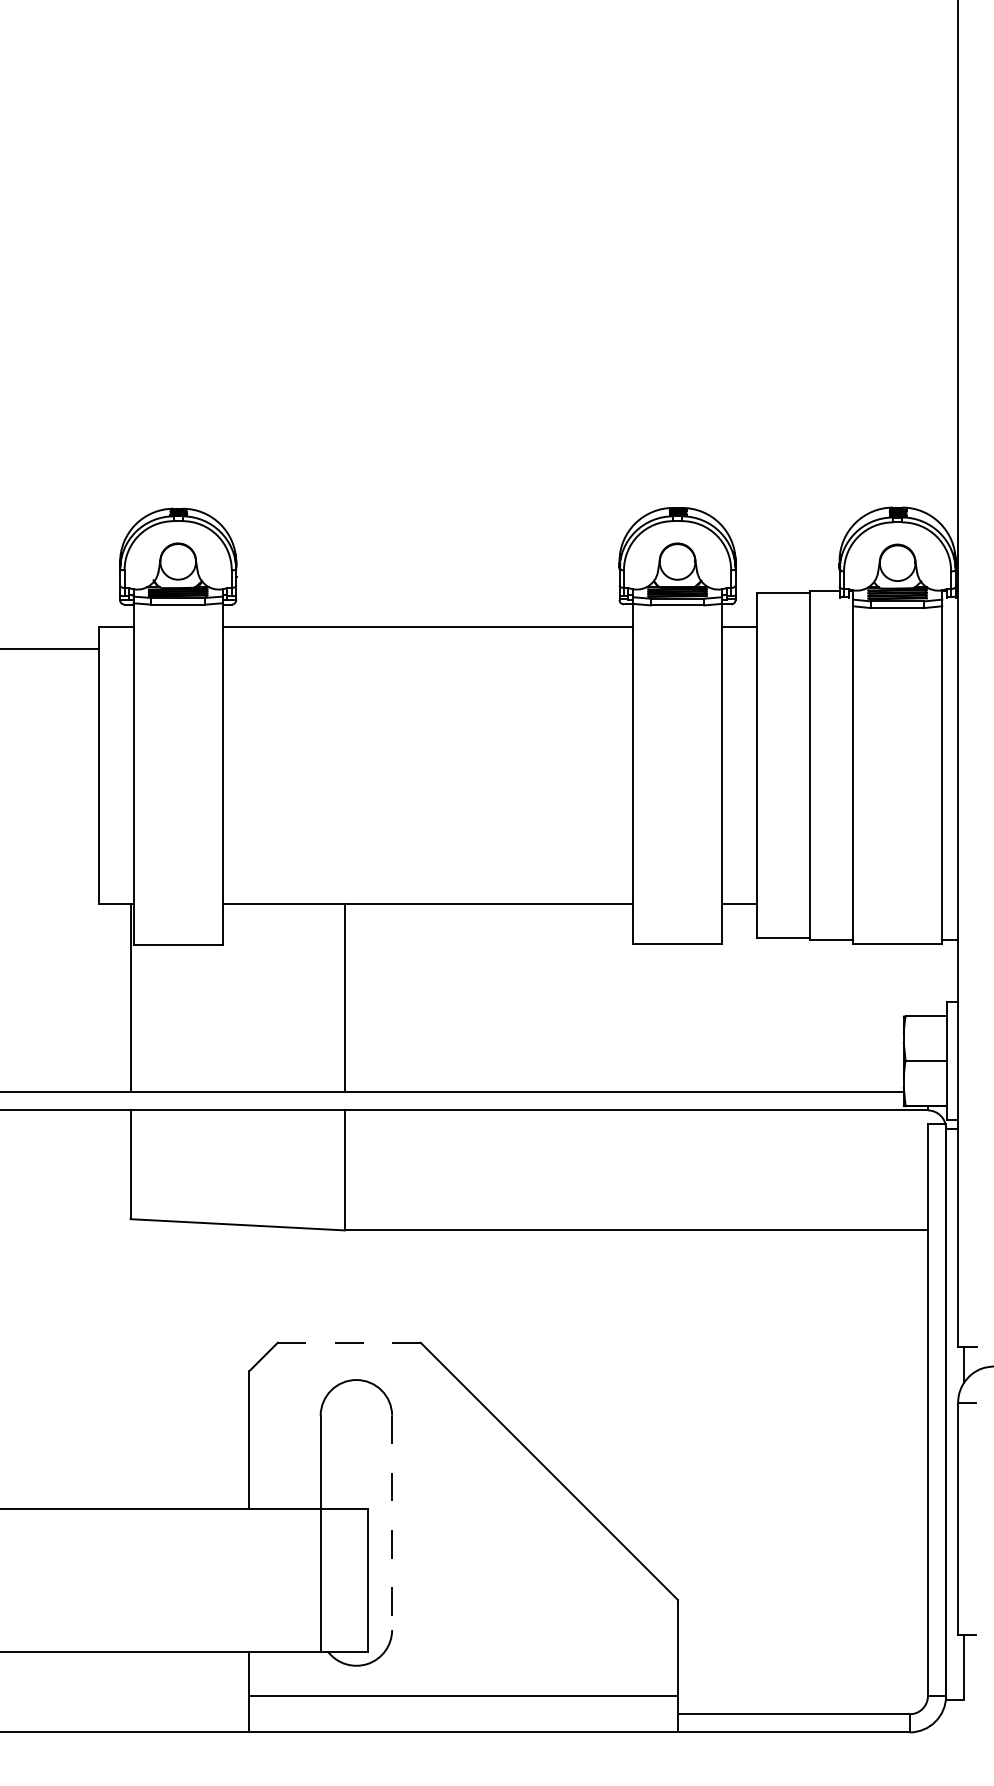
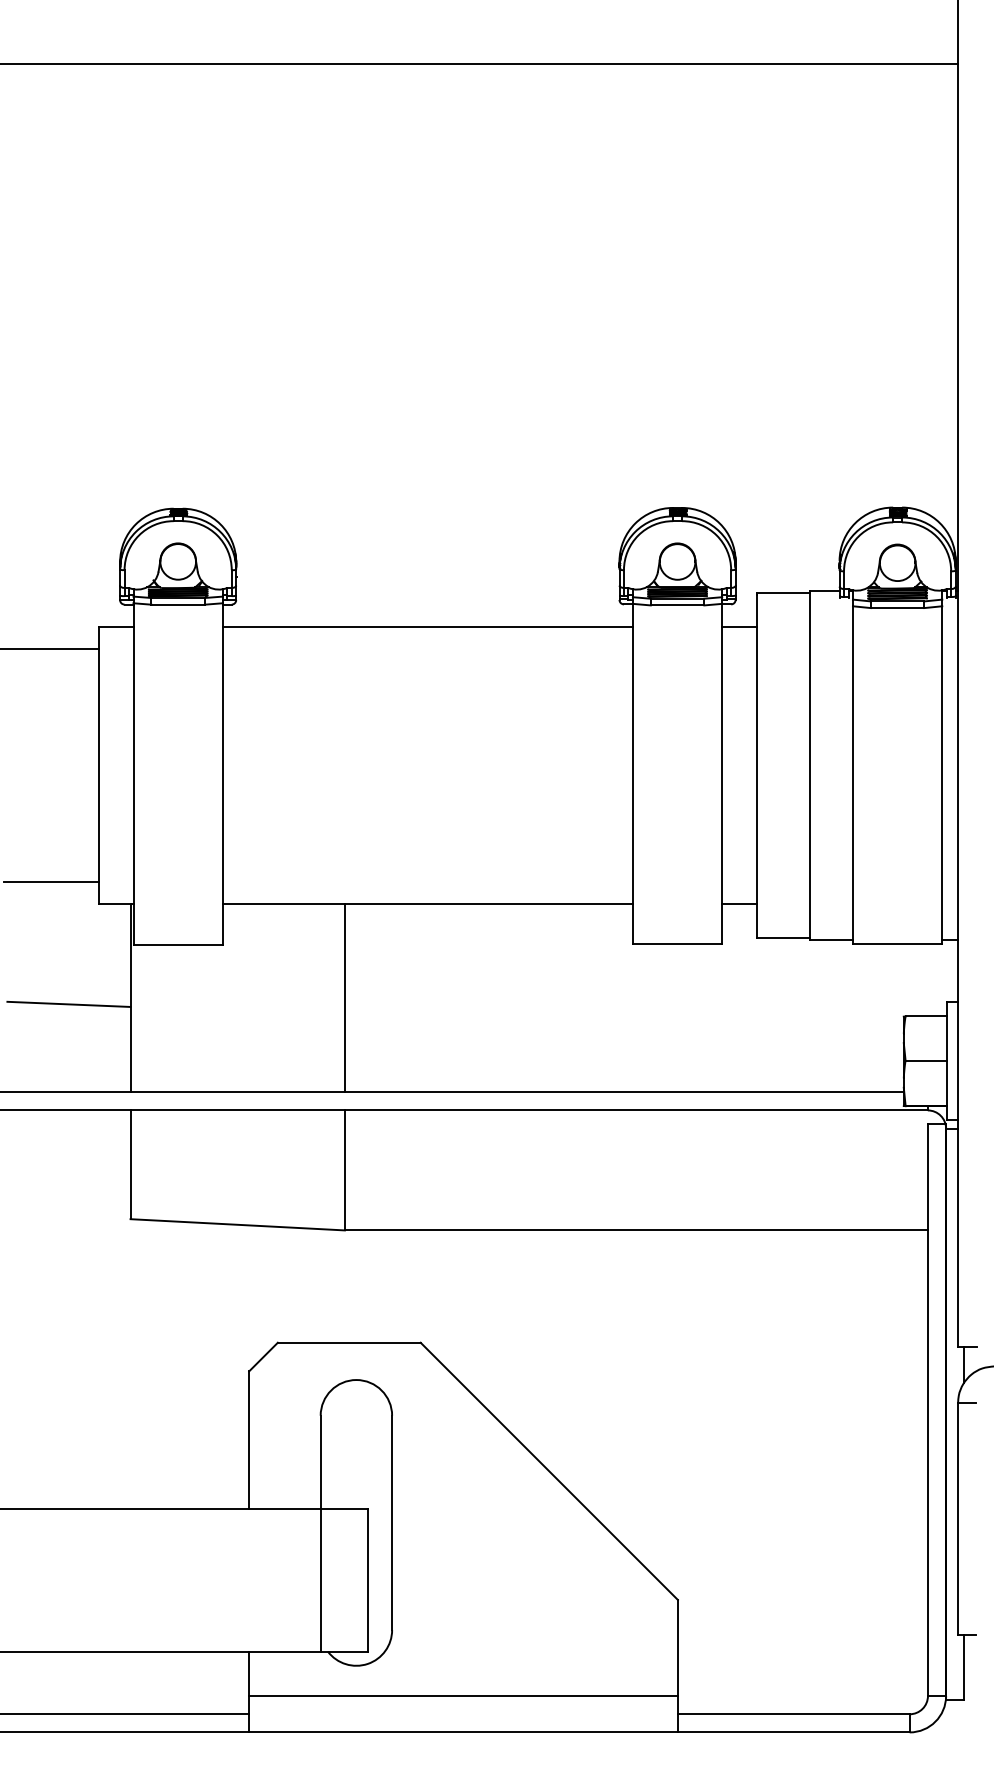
line: none -> present (480, 63)
line: none -> present (51, 882)
line: none -> present (68, 1003)
line: dashed -> solid (348, 1342)
line: dashed -> solid (392, 1523)
line: none -> present (125, 1714)
